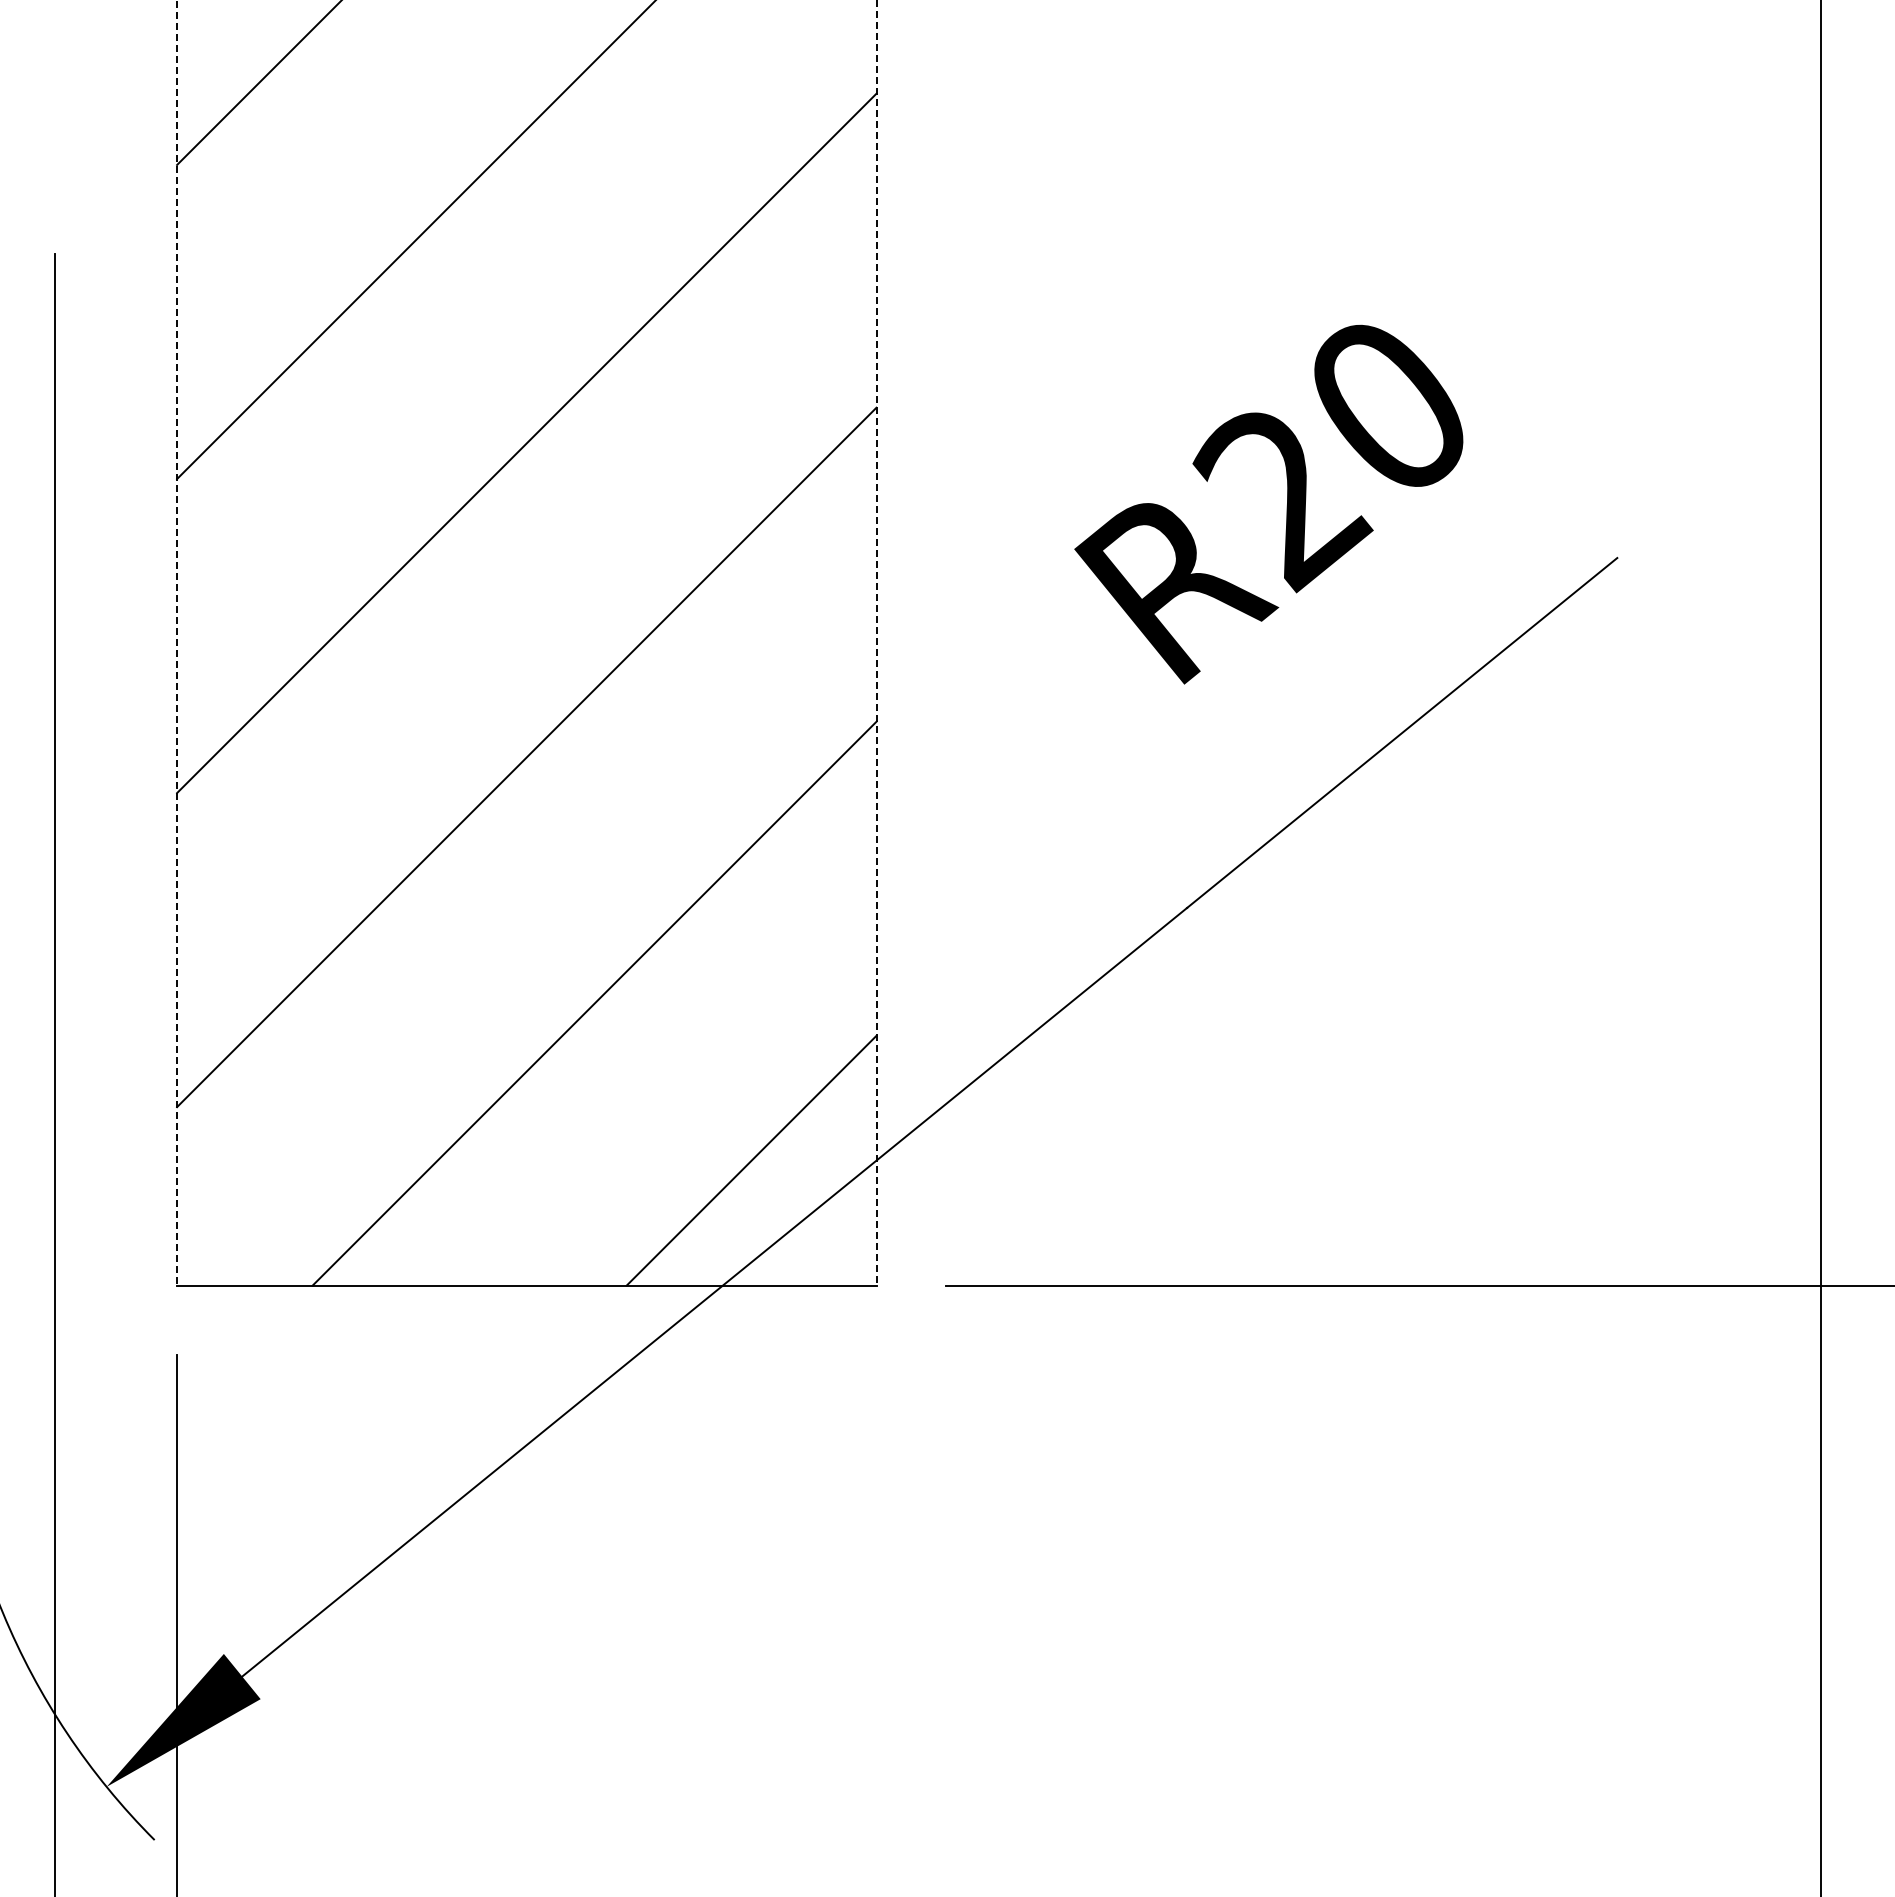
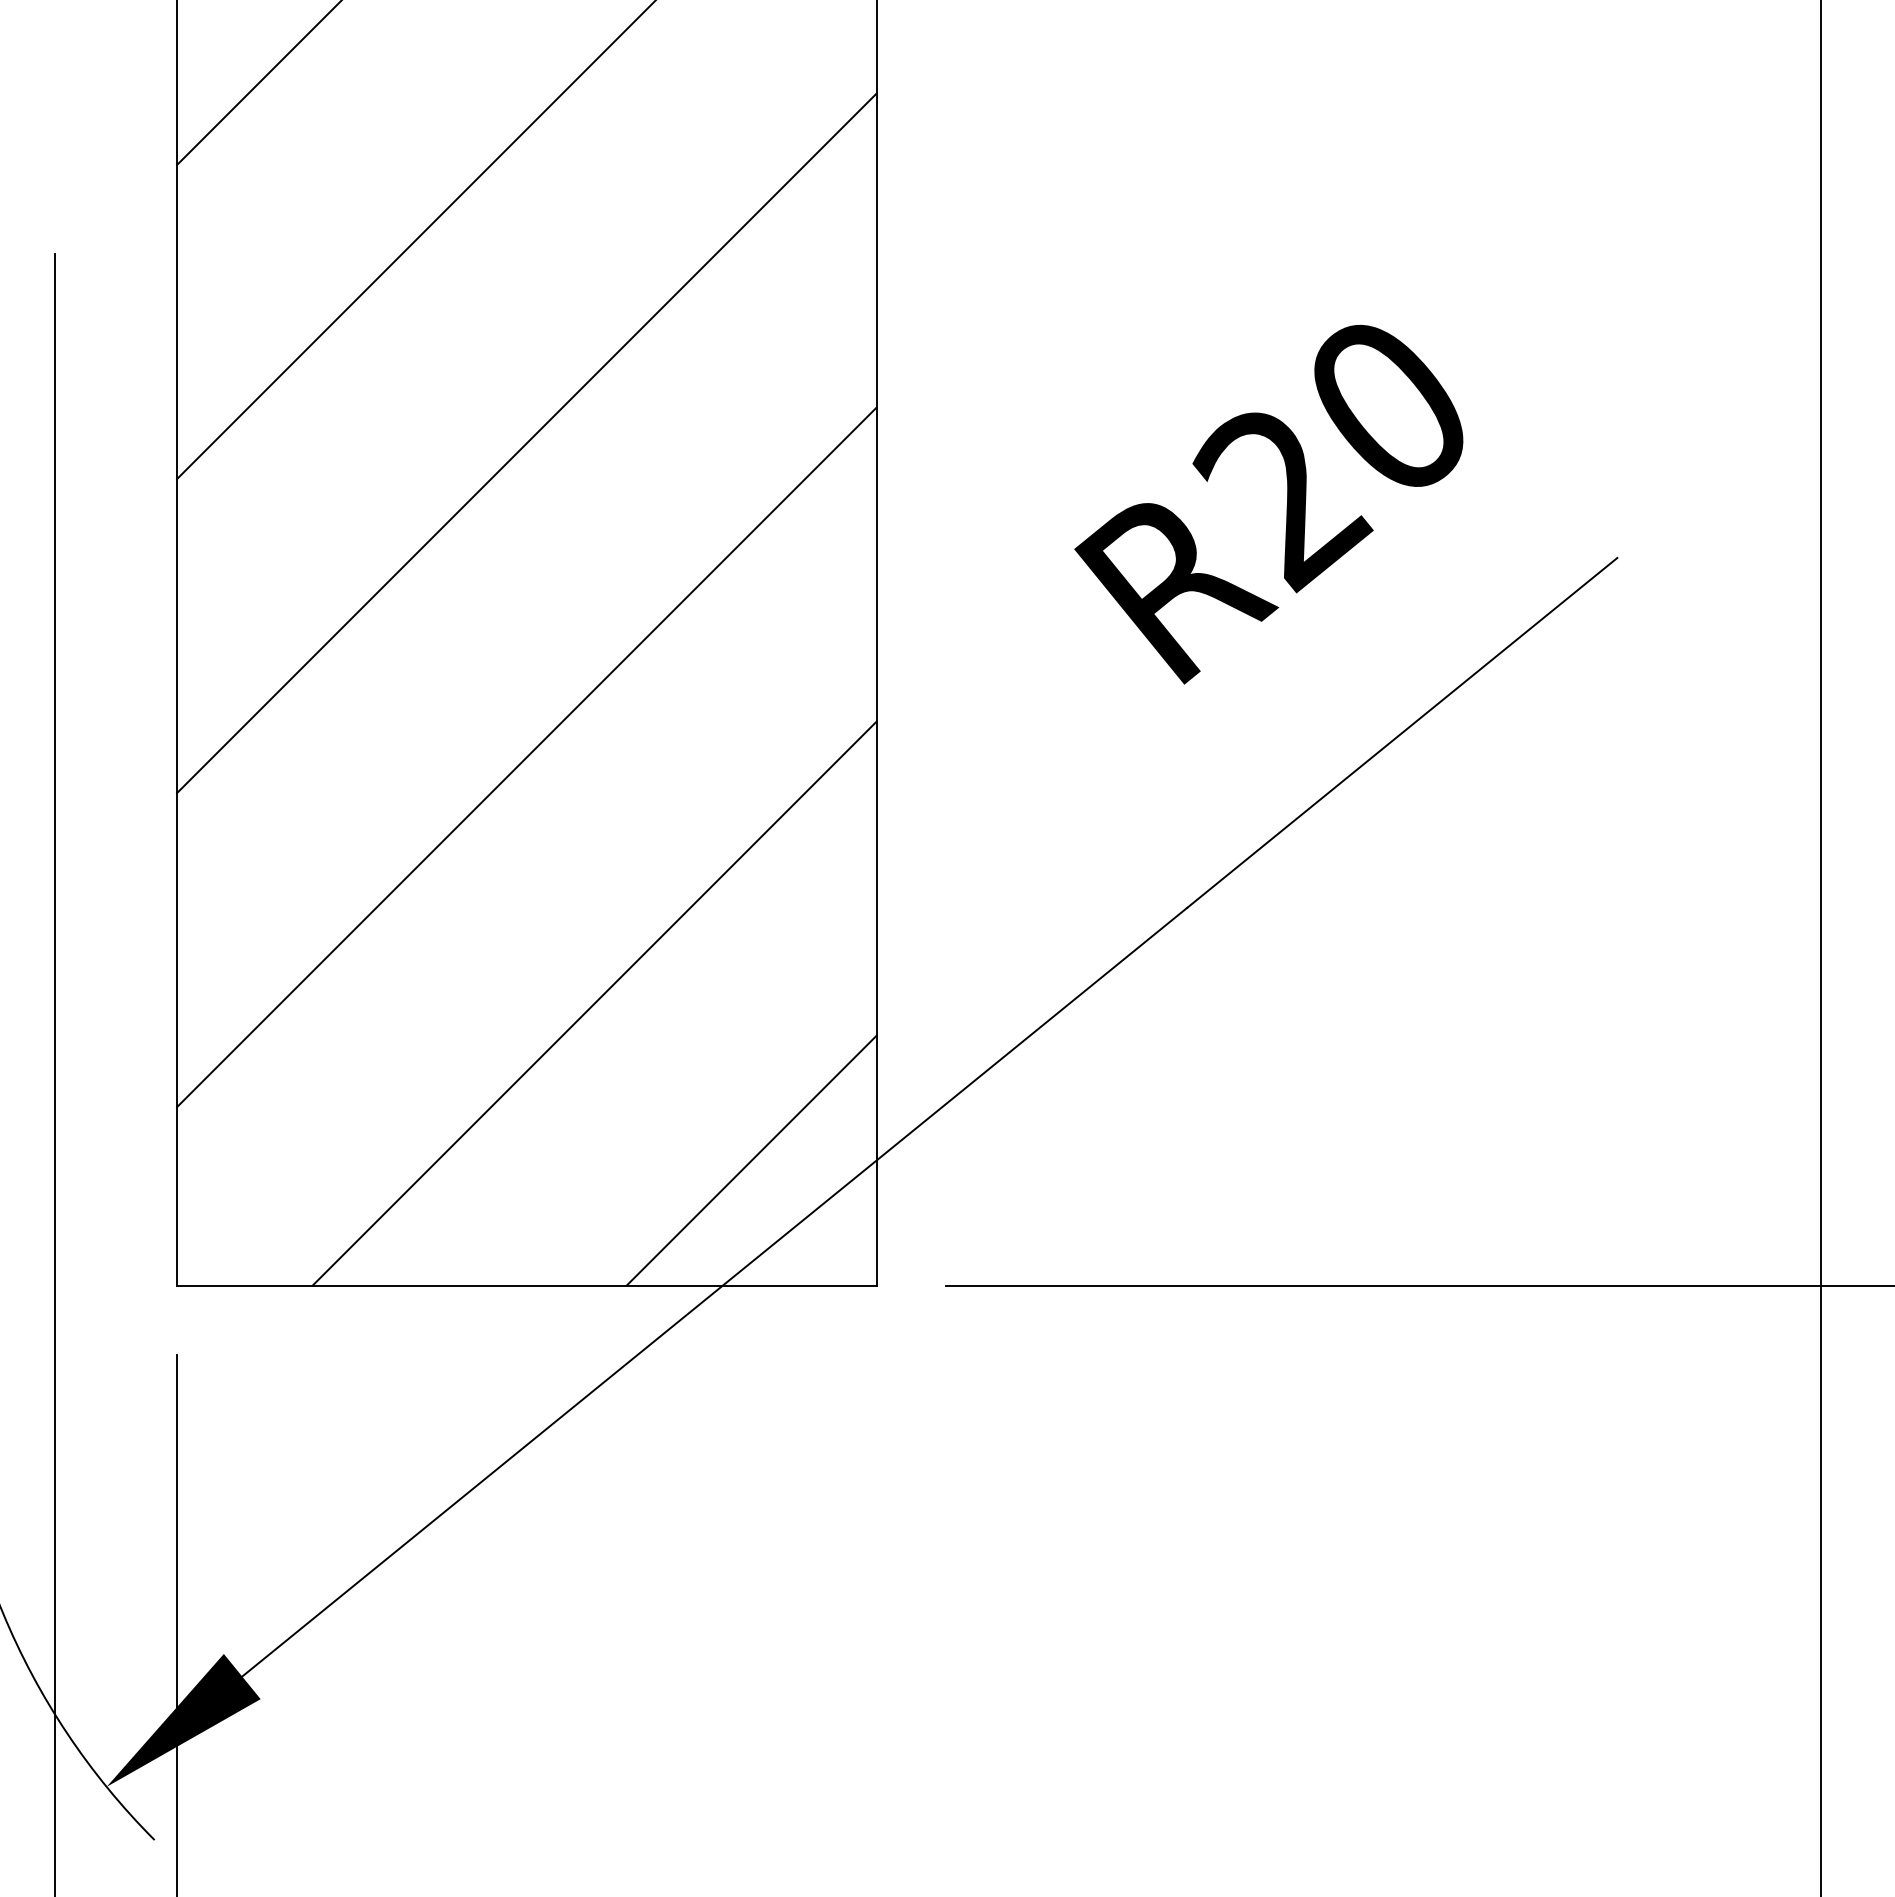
line: dashed -> solid (177, 642)
line: dashed -> solid (876, 643)
